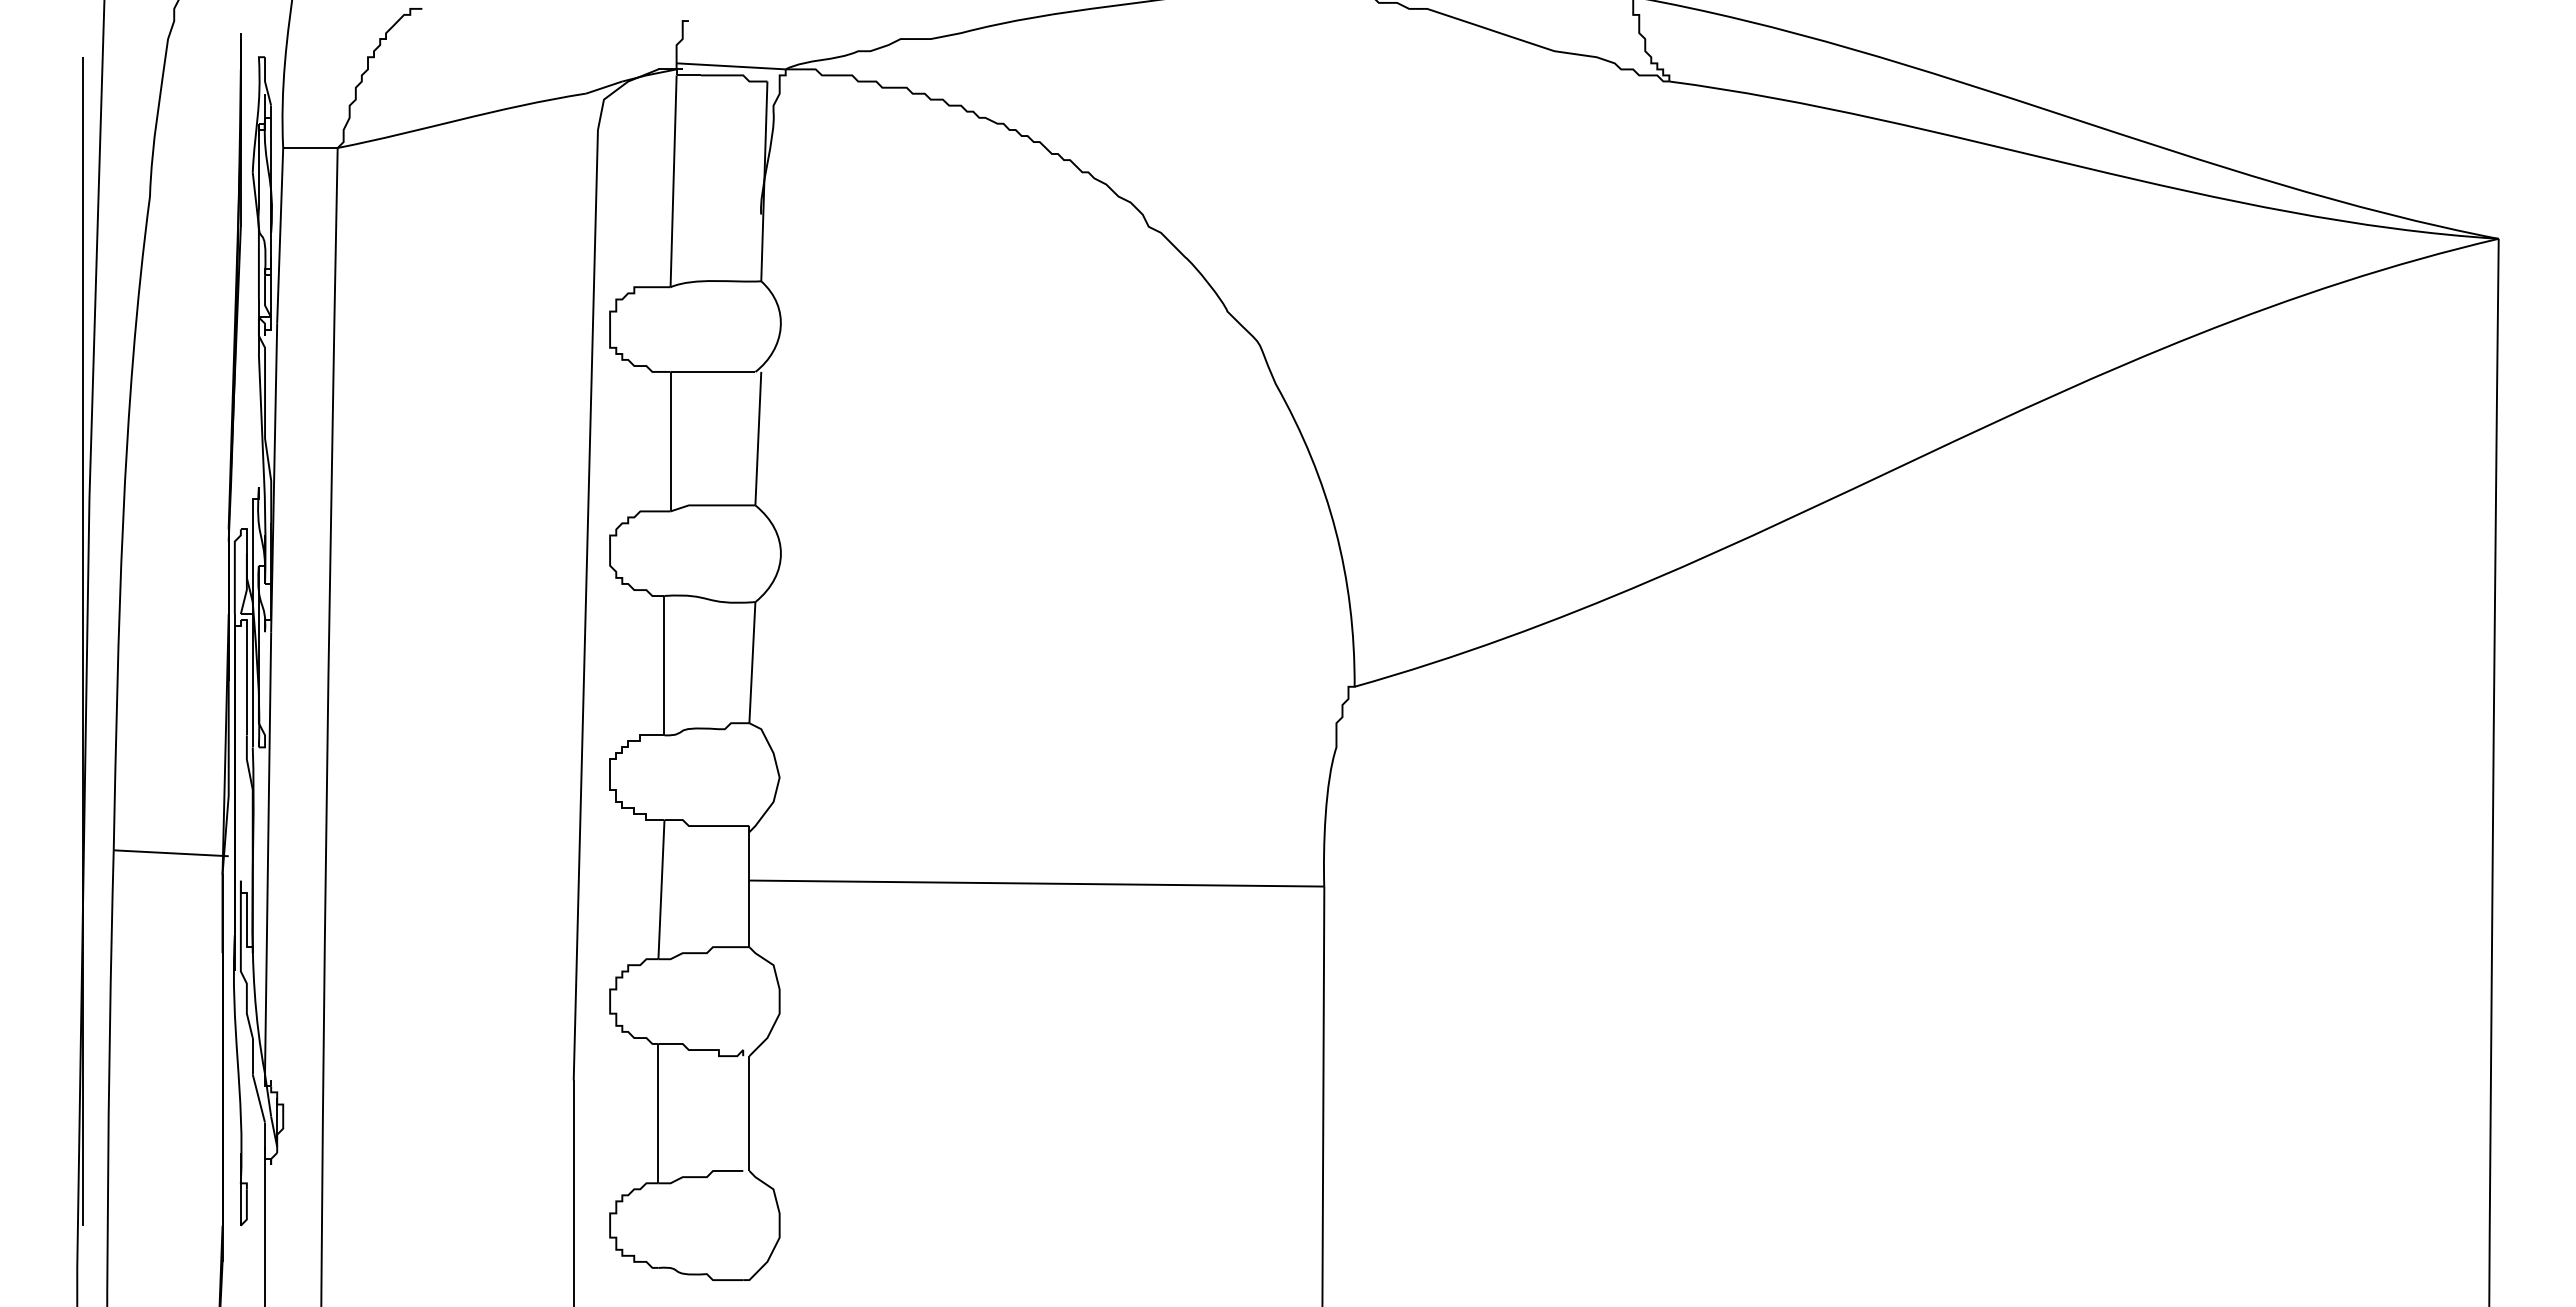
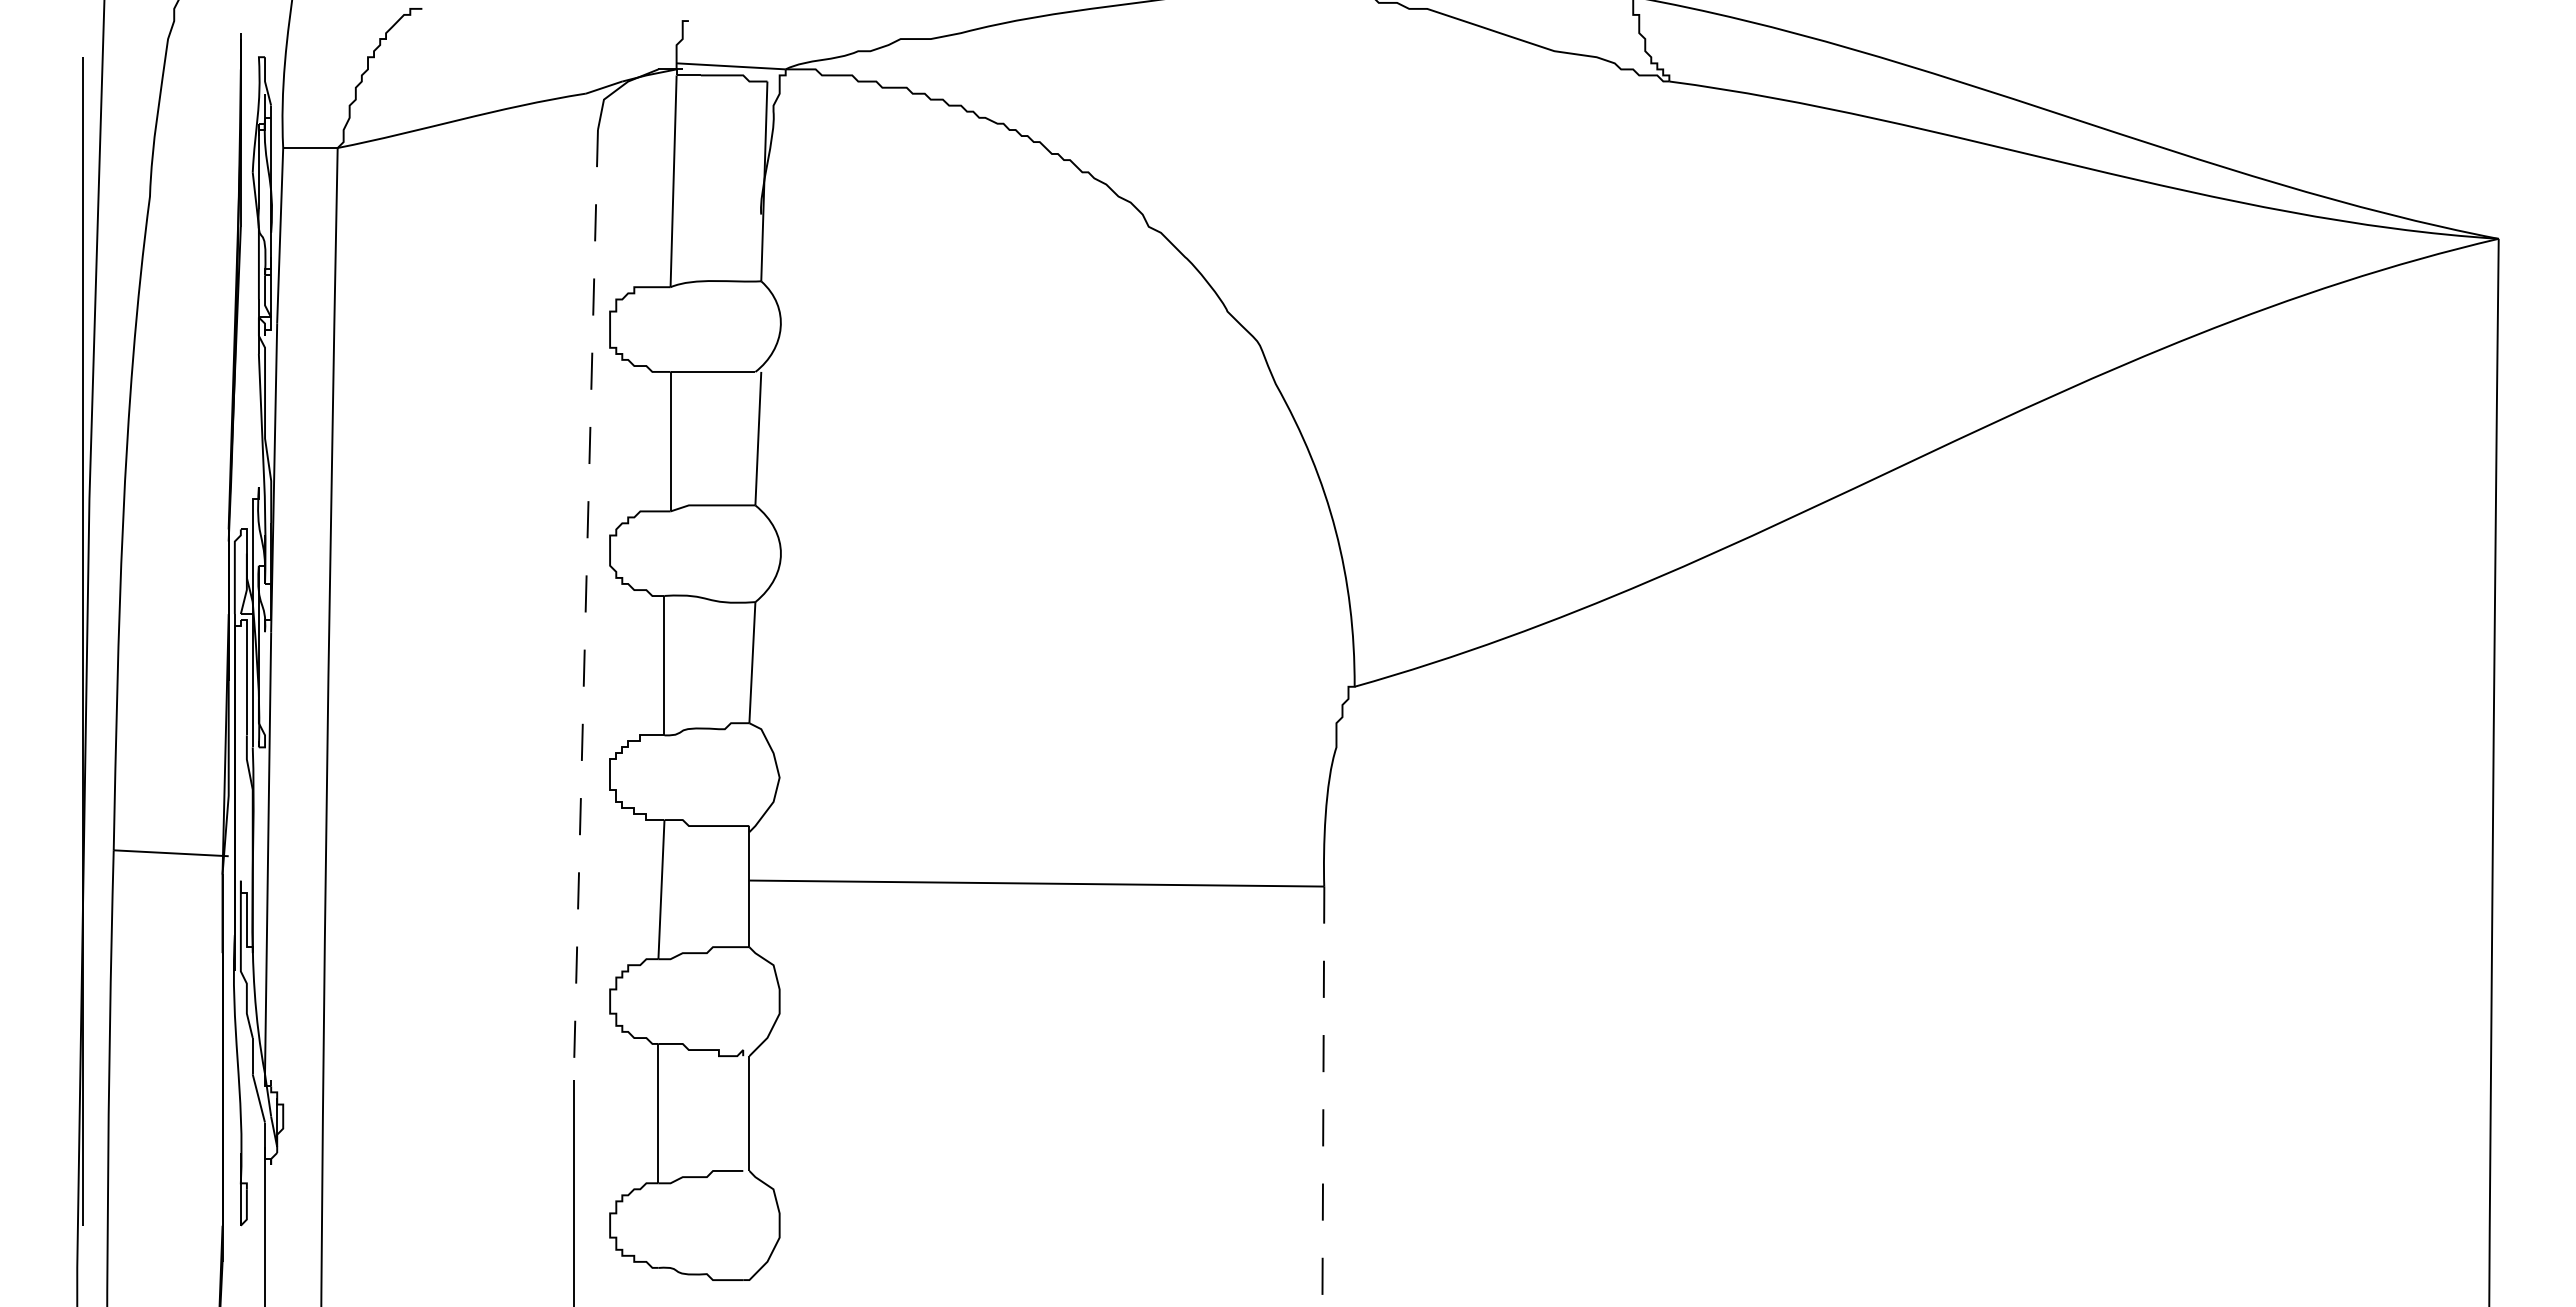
line: solid -> dashed (585, 605)
line: solid -> dashed (1323, 1096)
